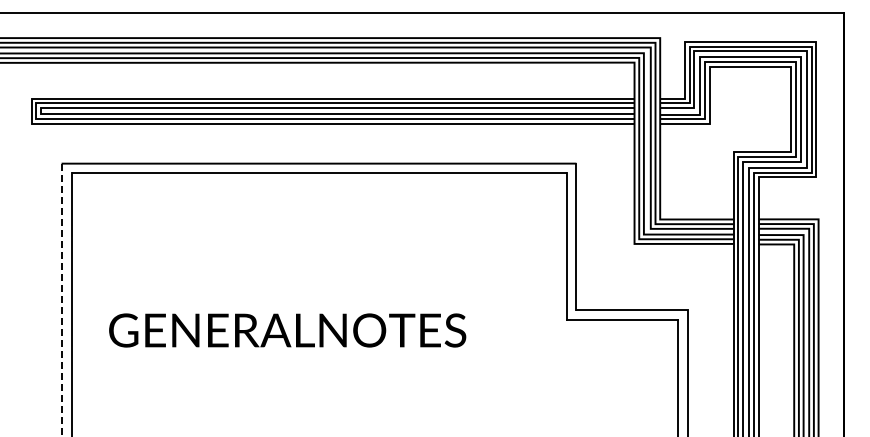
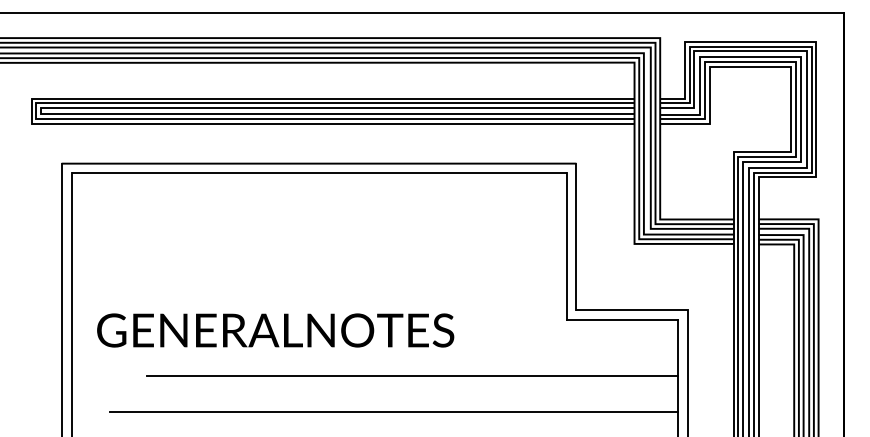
line: dashed -> solid (61, 300)
text position: (287, 330) -> (275, 330) (275, 330)
line: none -> present (412, 375)
line: none -> present (394, 411)
